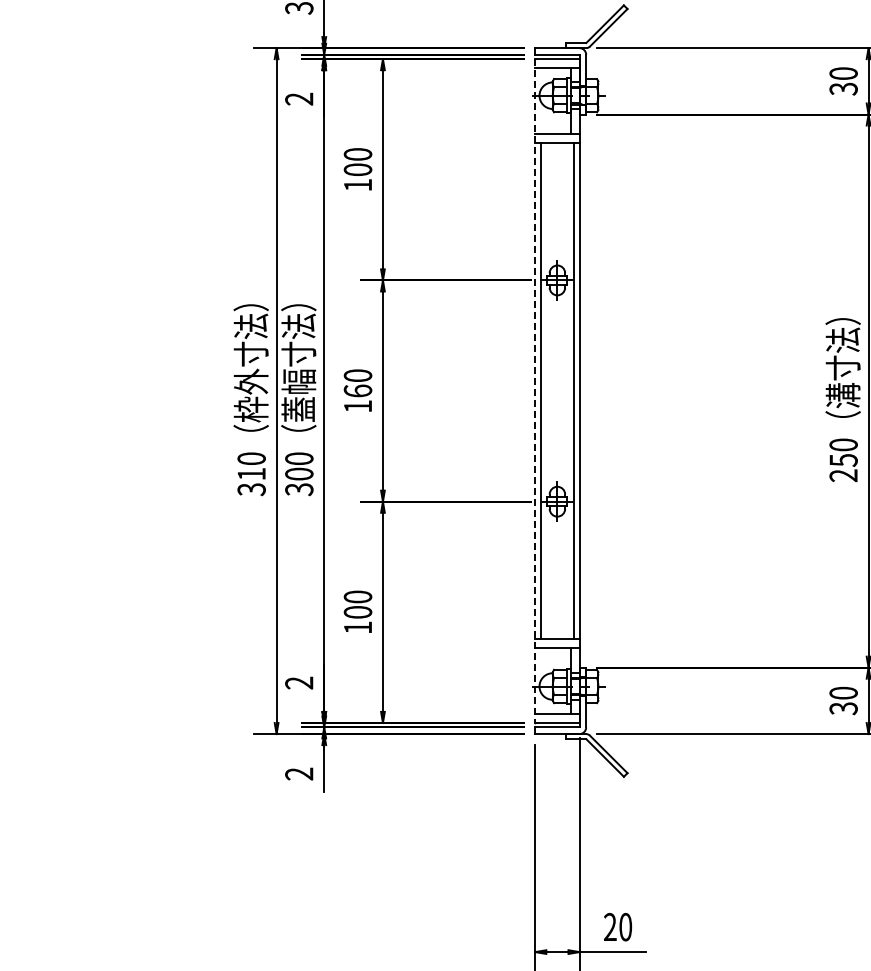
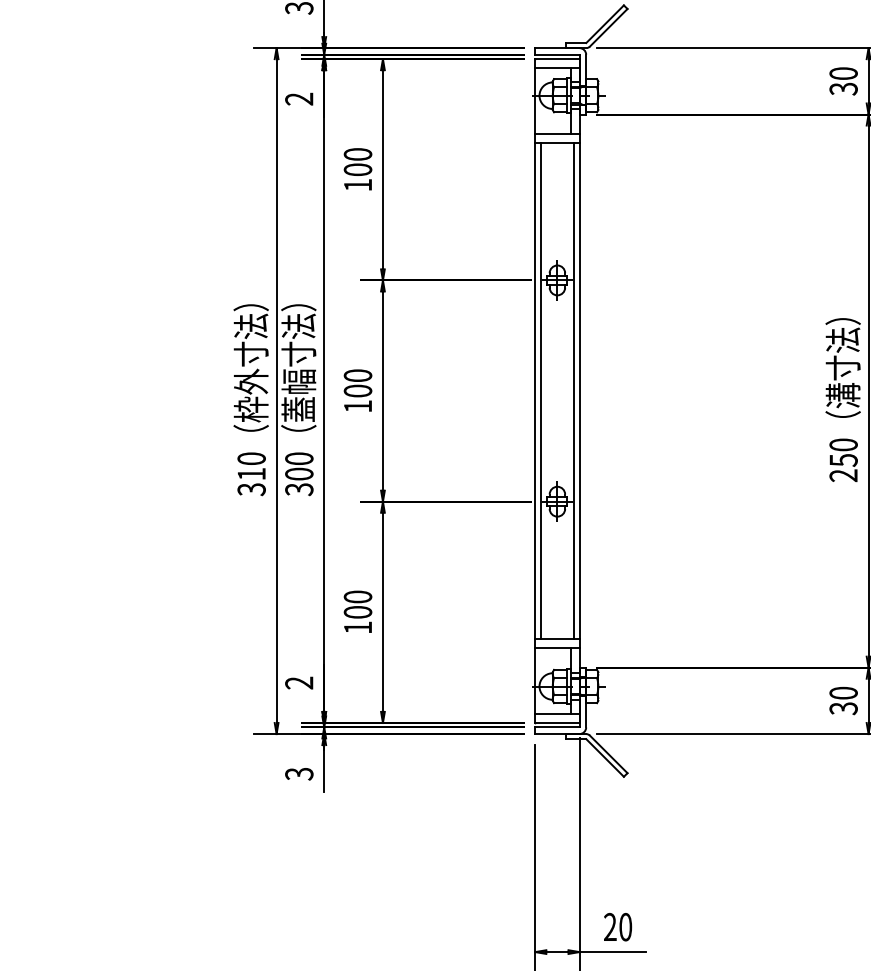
text: 160 -> 100 (357, 390)
line: dashed -> solid (535, 391)
text: 2 -> 3 (299, 773)
